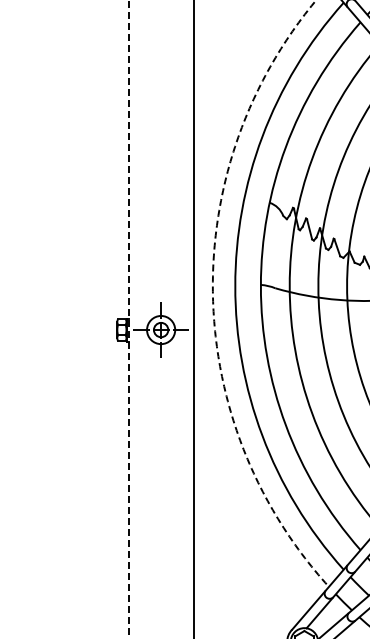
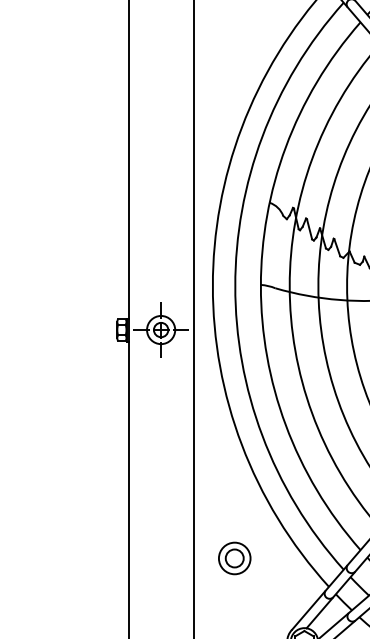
arc: dashed -> solid (213, 295)
line: dashed -> solid (128, 319)
part: none -> present (234, 558)
